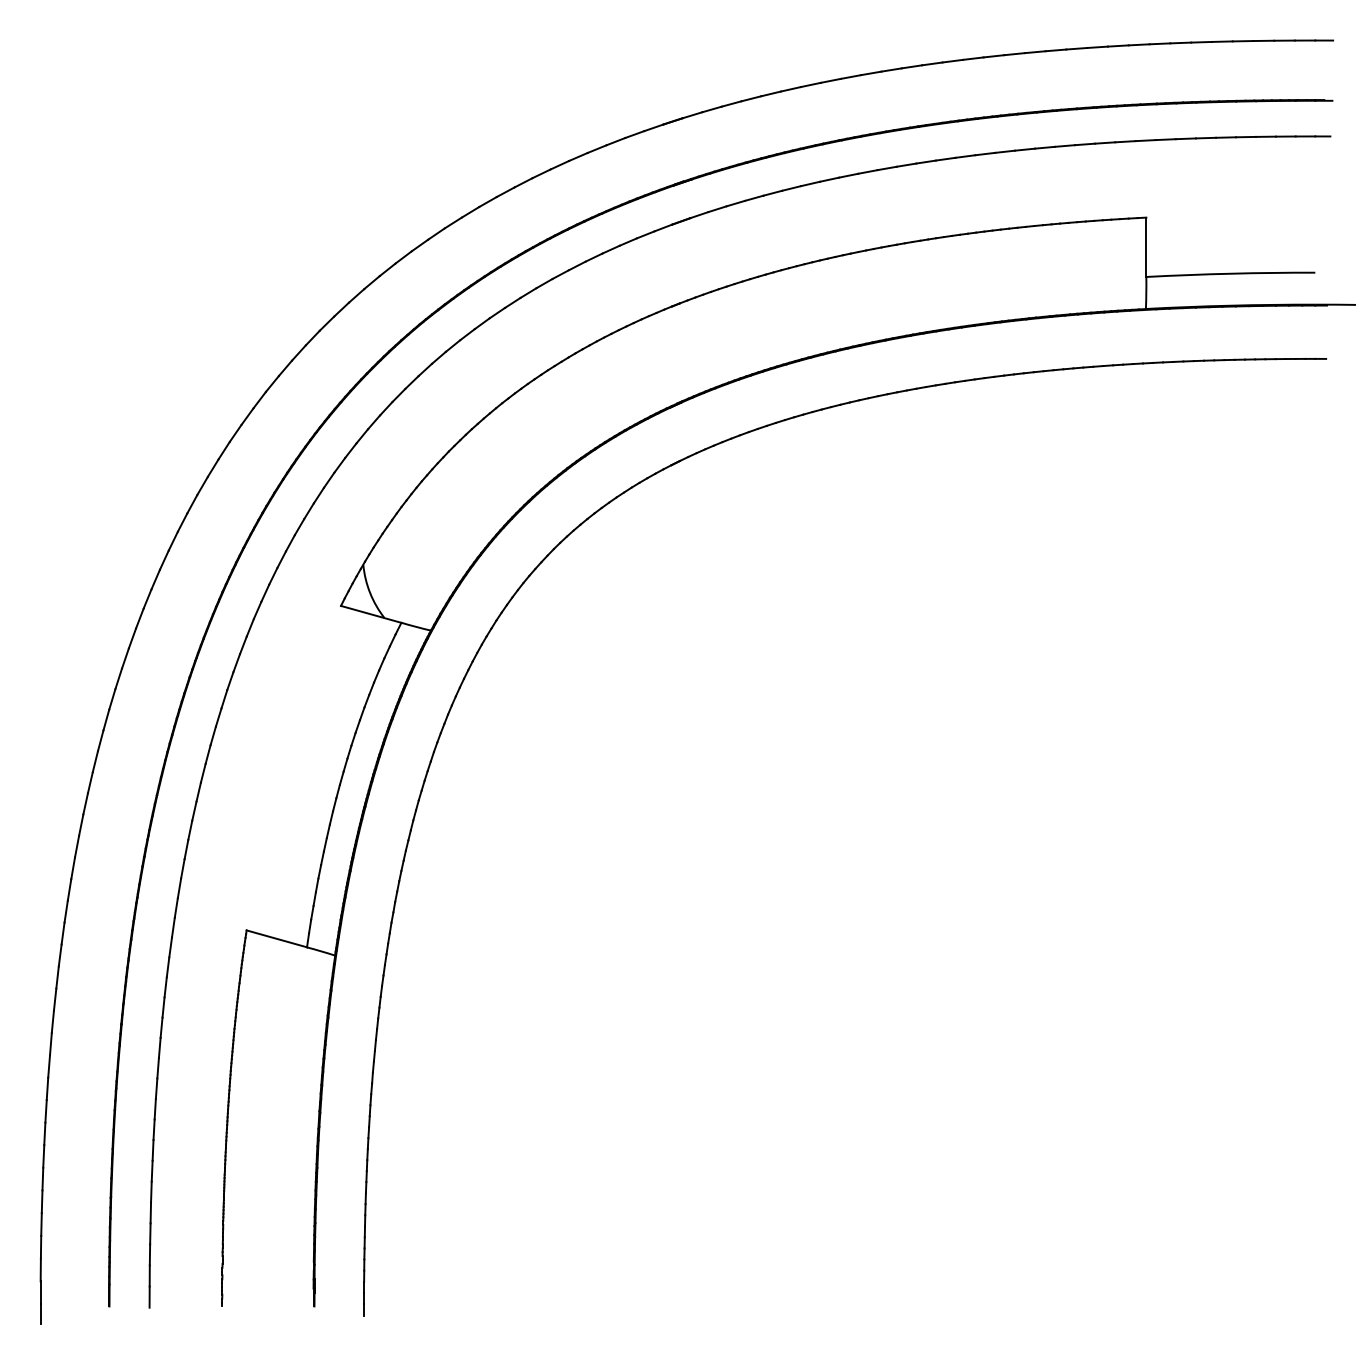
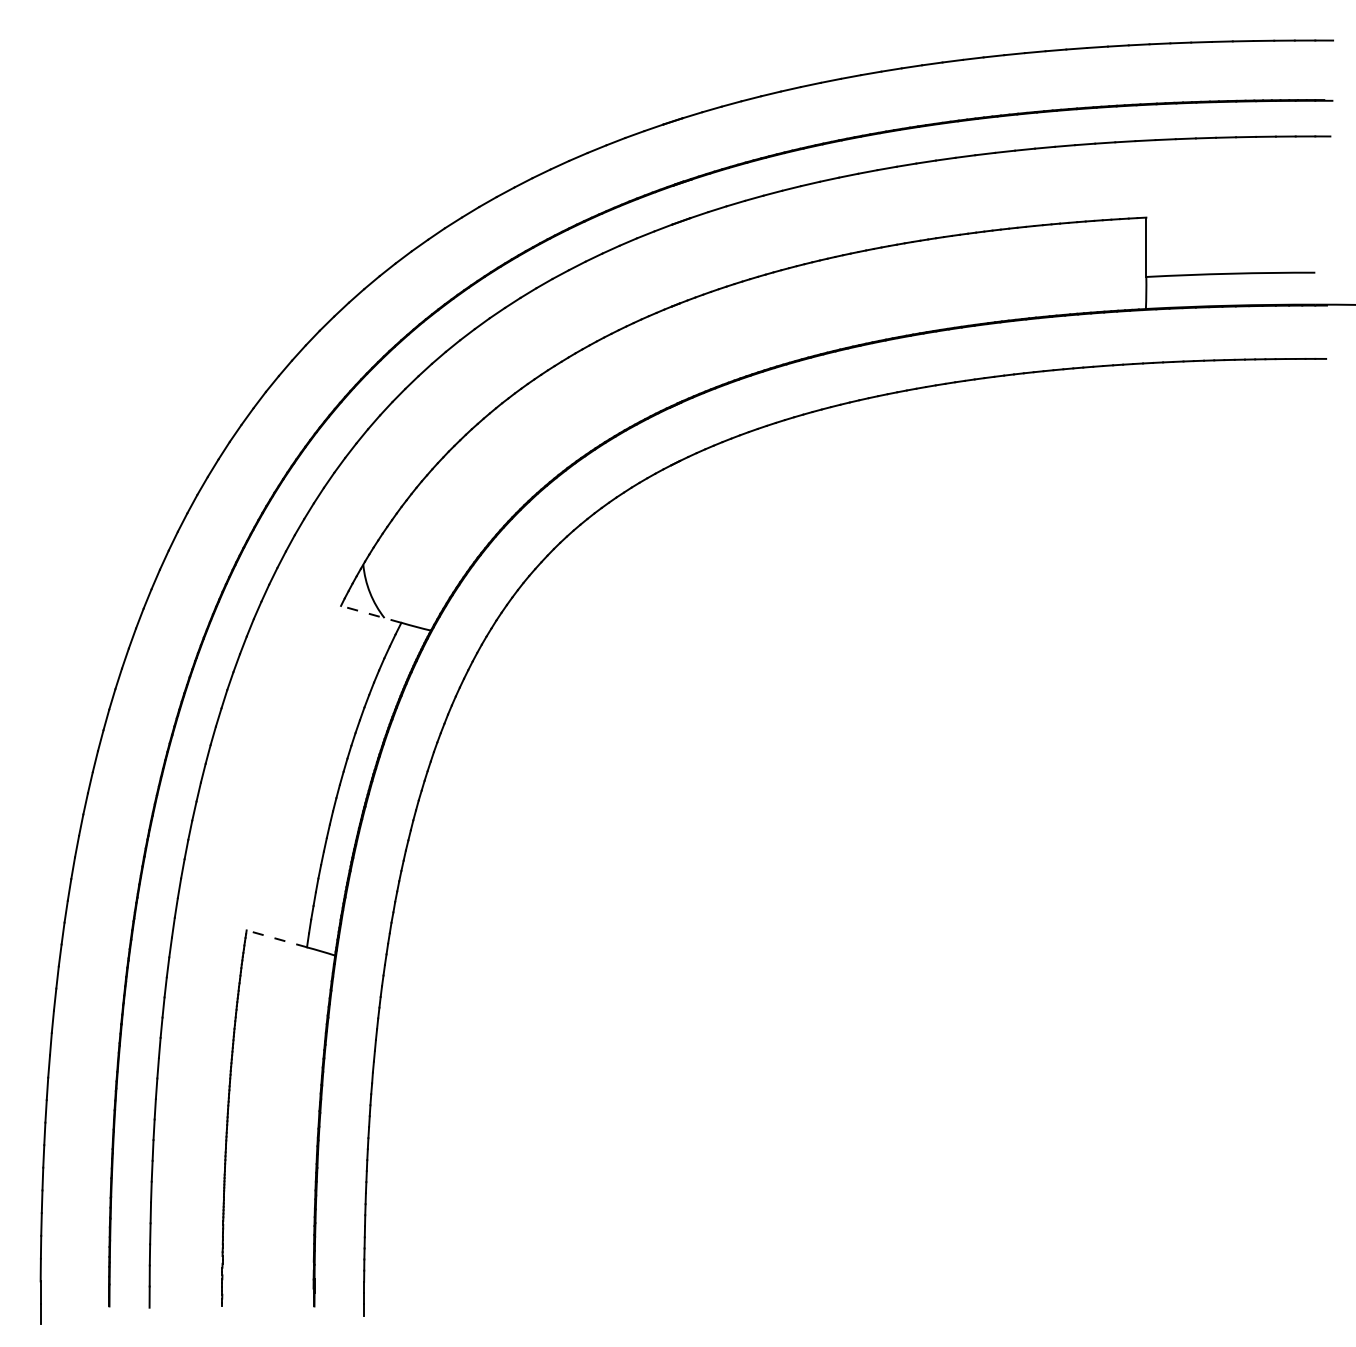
line: solid -> dashed (370, 614)
line: solid -> dashed (276, 938)
